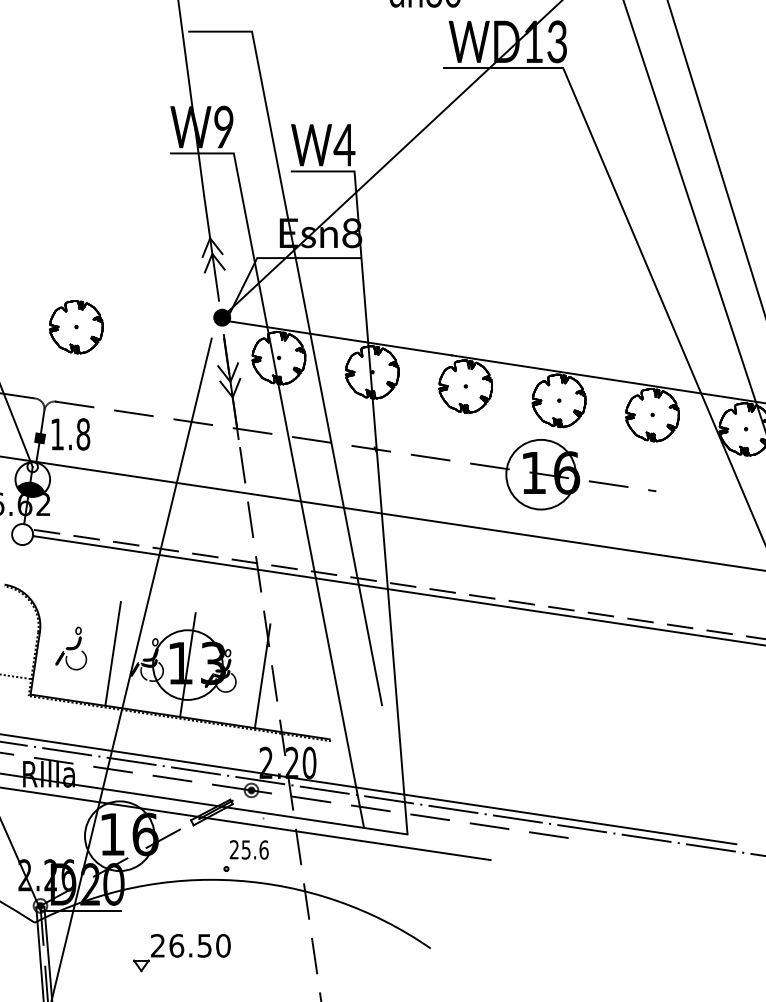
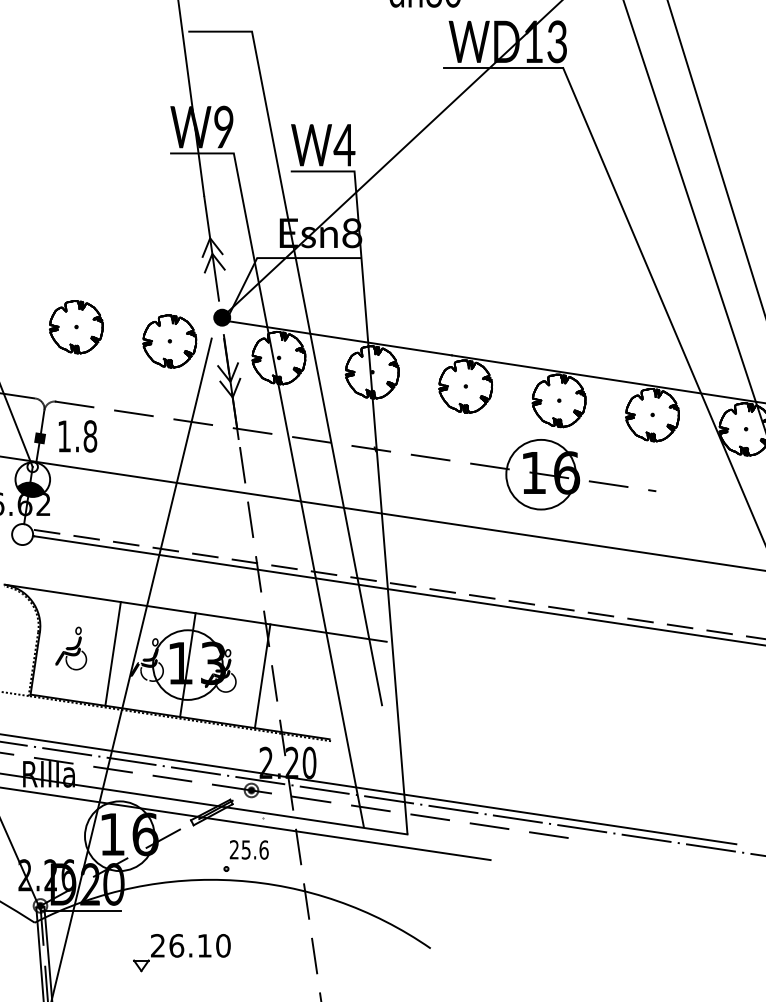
part: none -> present (169, 341)
text position: (70, 434) -> (77, 436) (77, 436)
line: none -> present (195, 612)
fill: none -> present (72, 651)
line position: (16, 676) -> (15, 694) (15, 694)
text: 26.50 -> 26.10 (204, 945)
